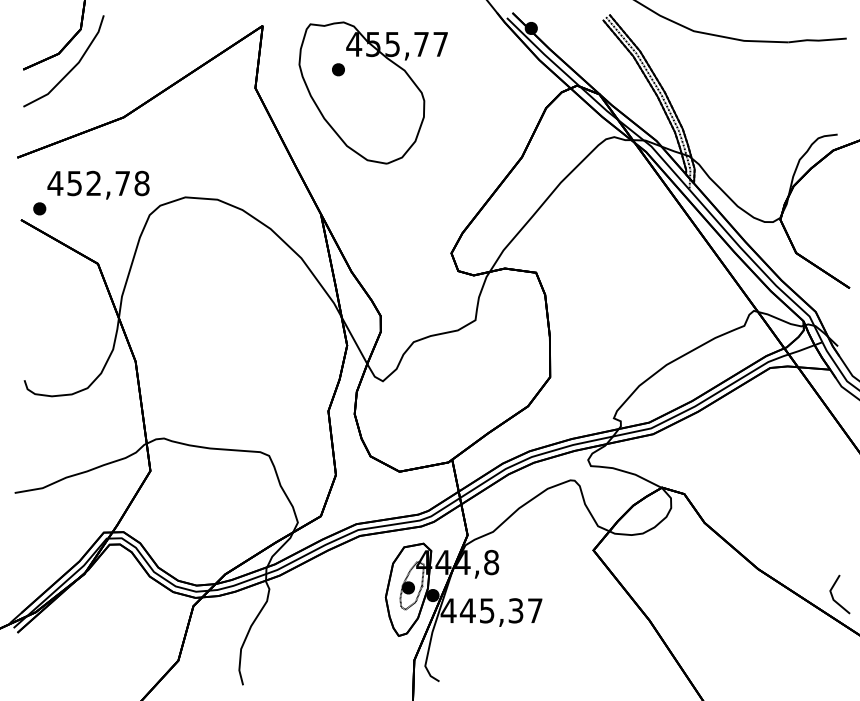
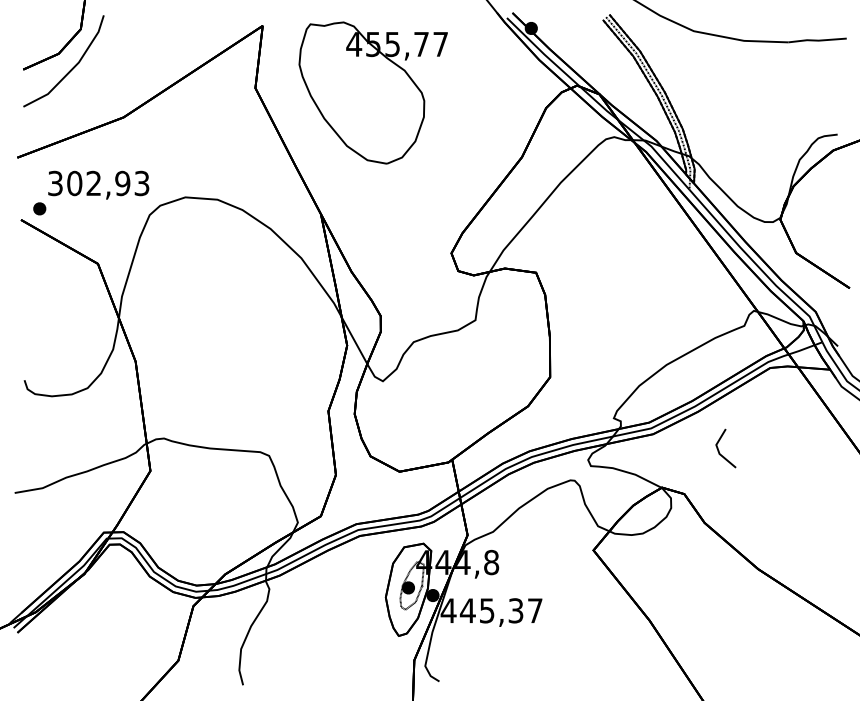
part: present -> none (338, 69)
text: 452,78 -> 302,93 (98, 183)
part position: (833, 596) -> (719, 450) (719, 450)
